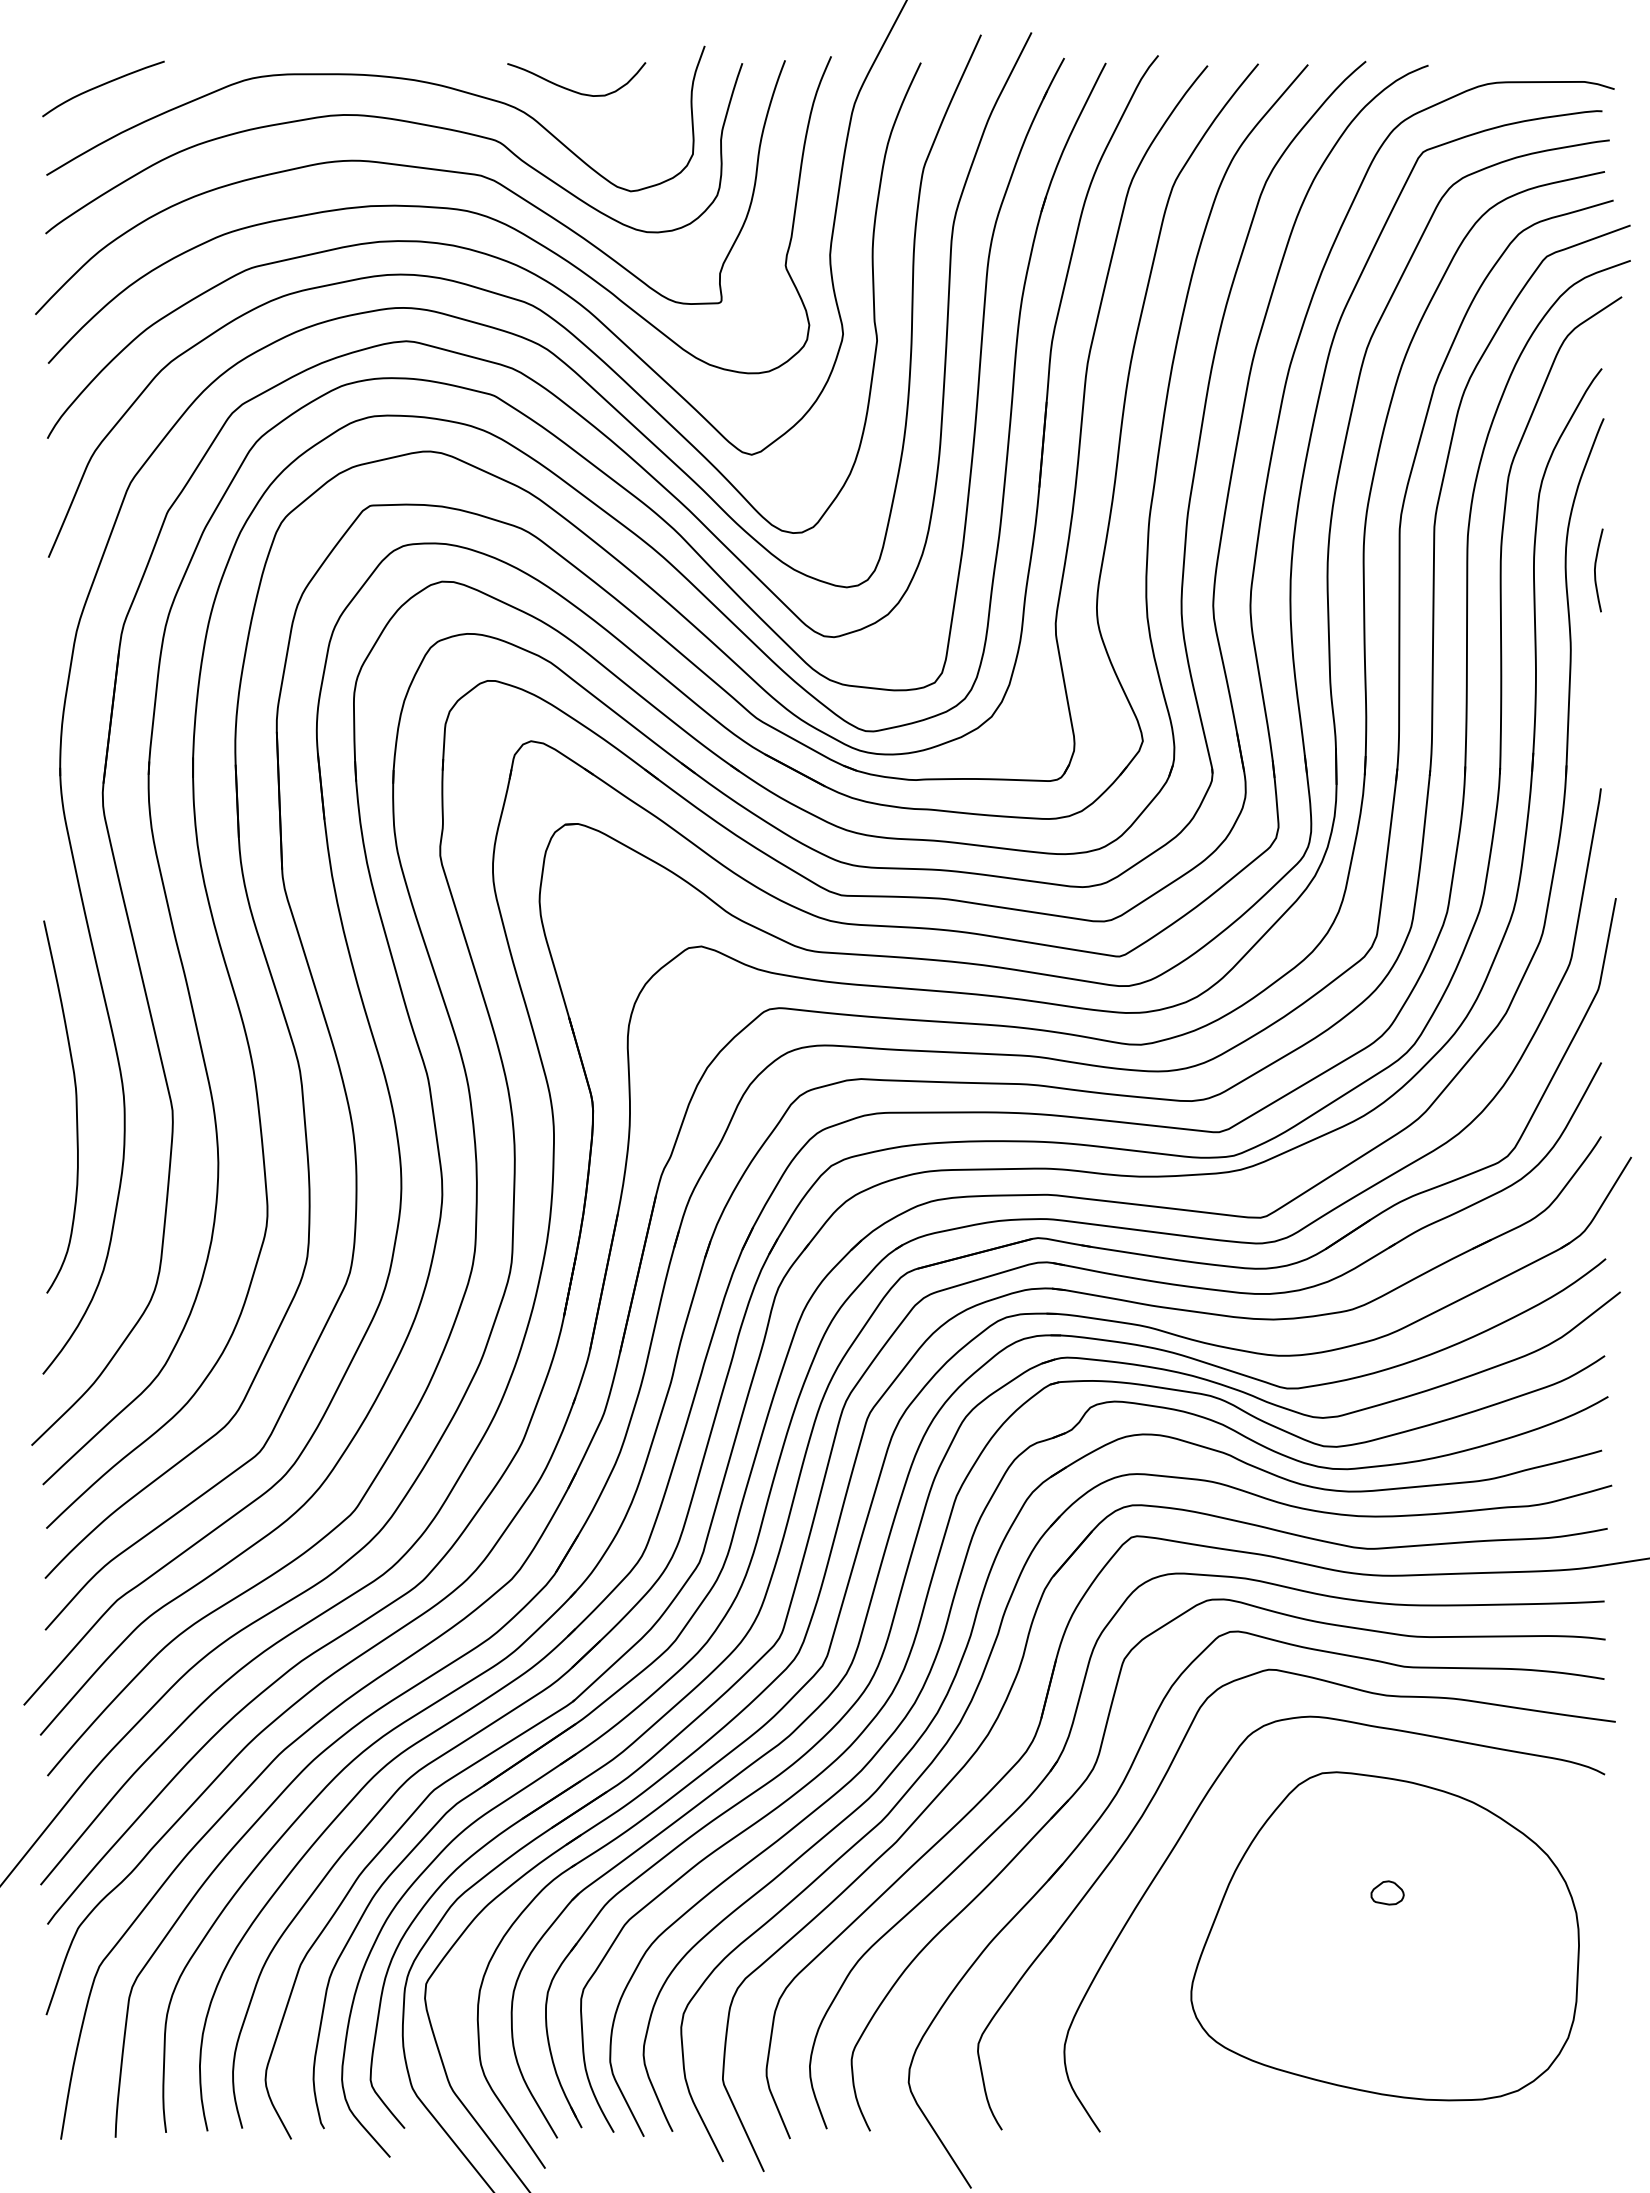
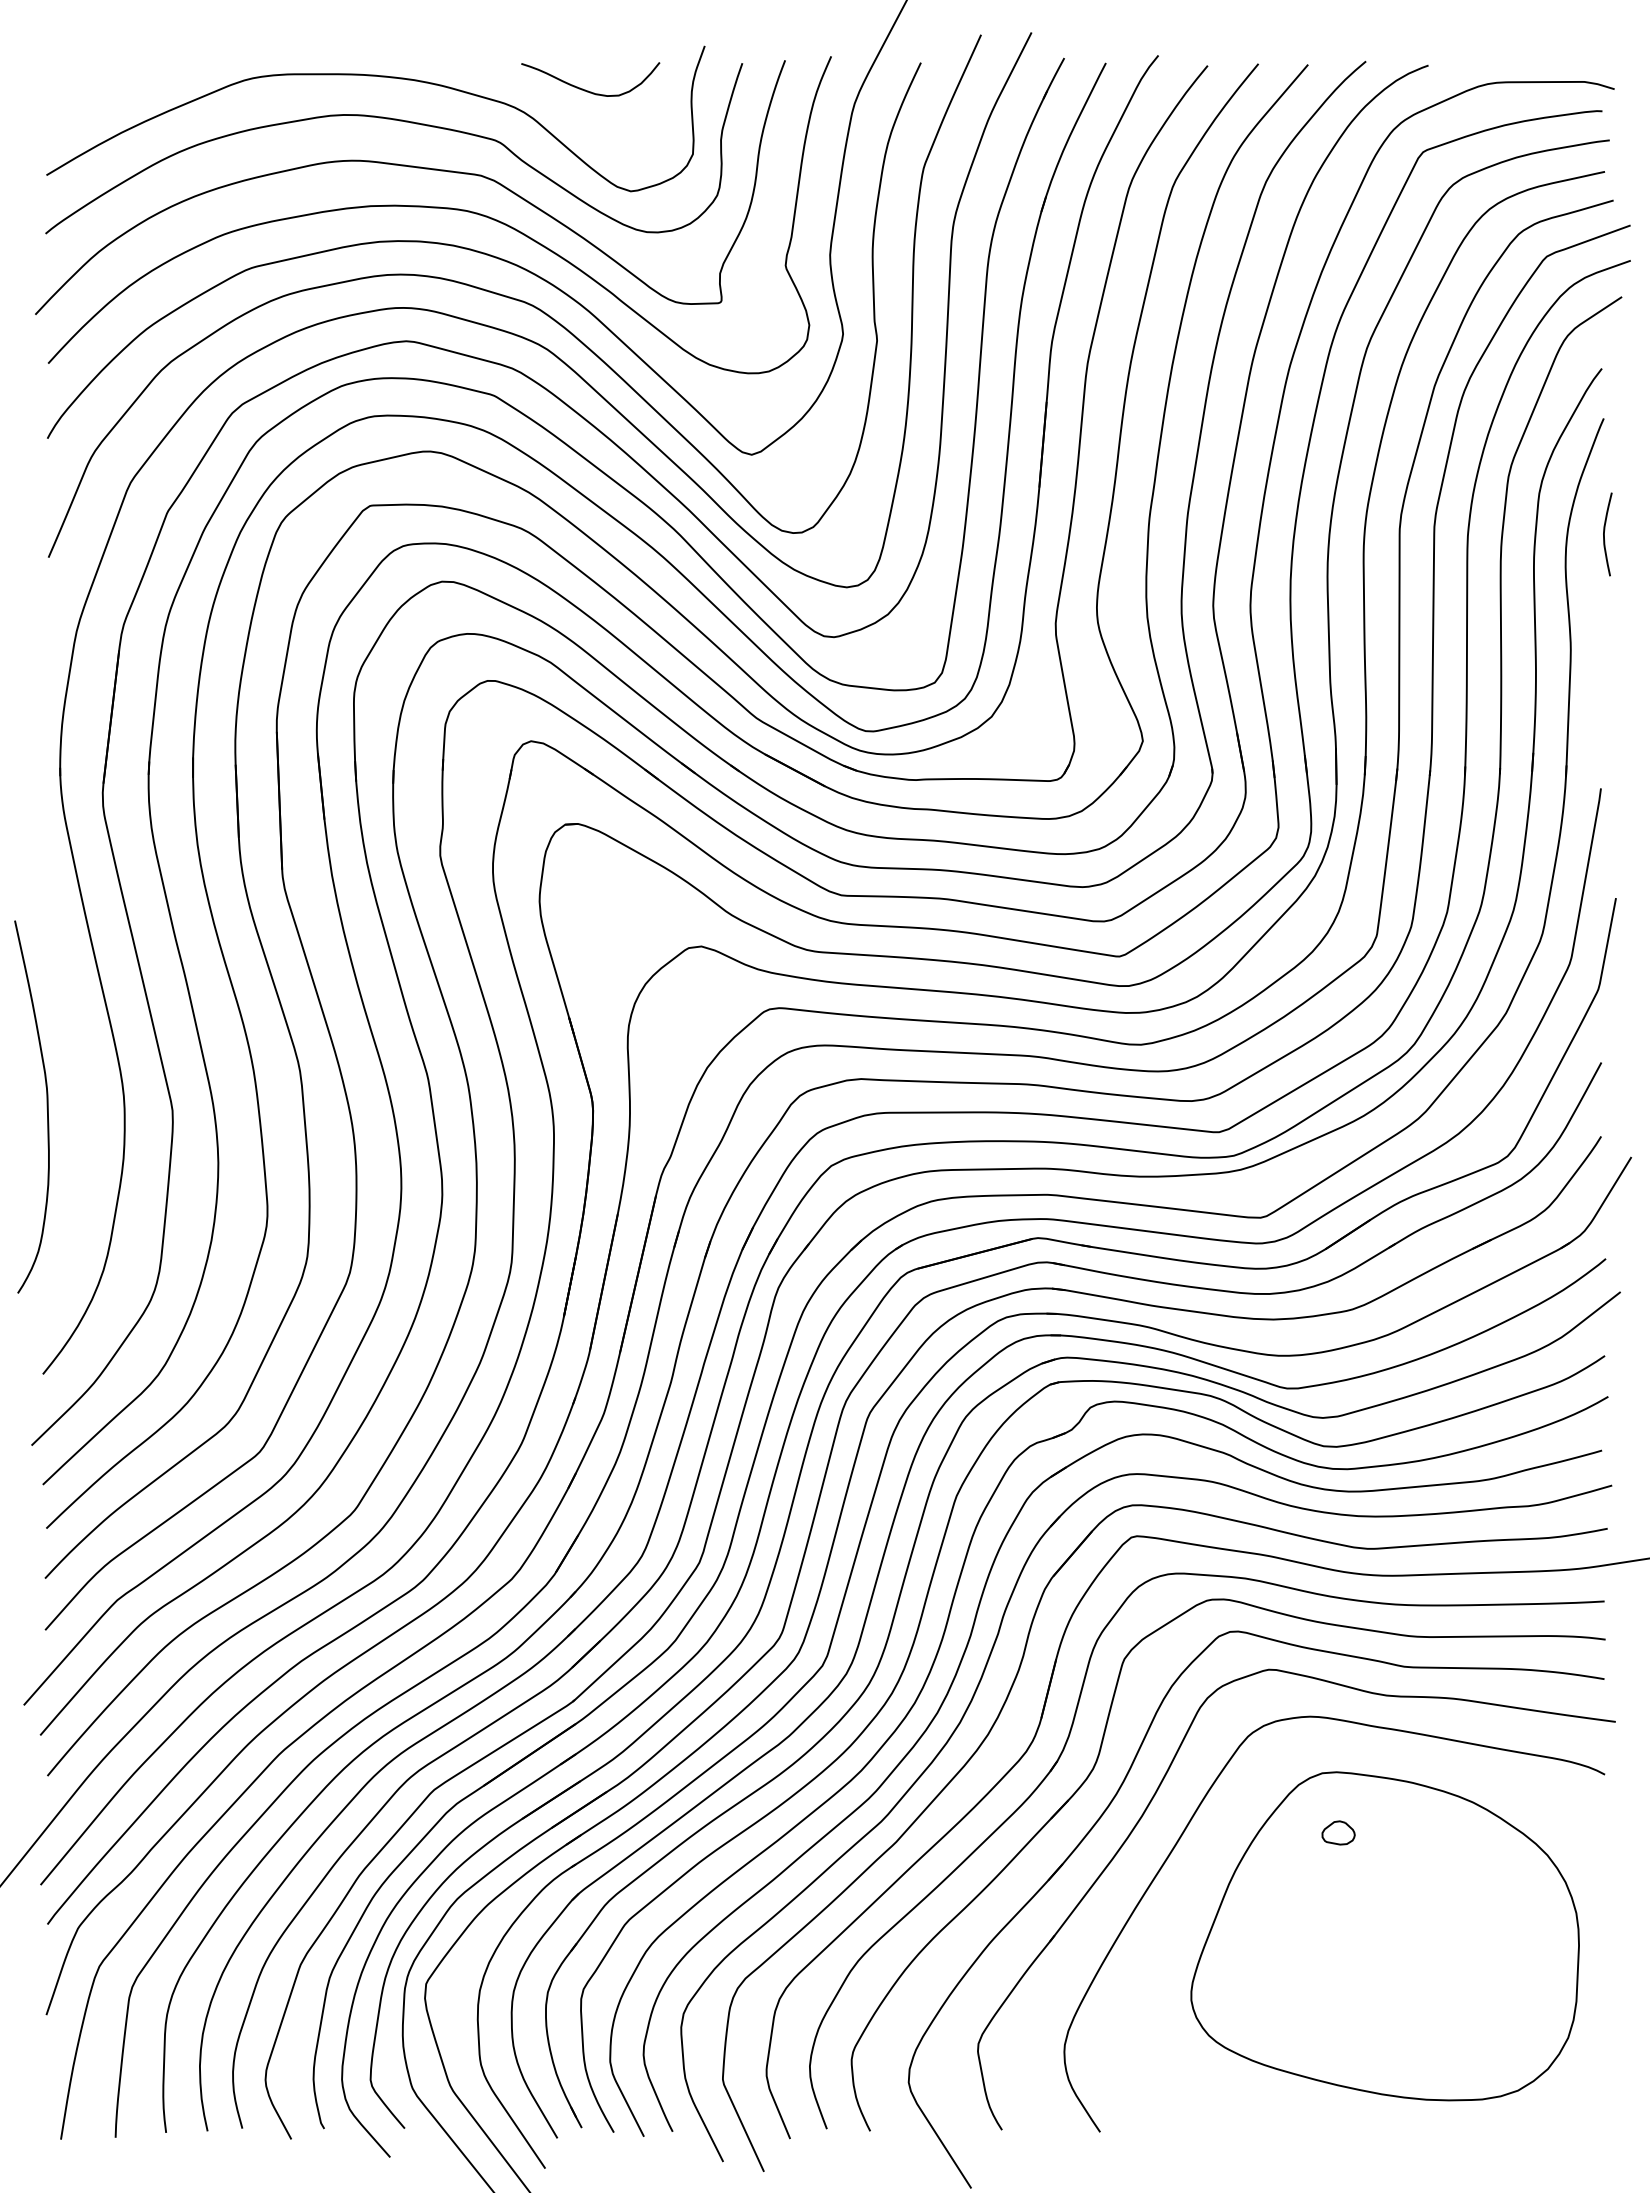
curve: present -> none (101, 86)
curve position: (571, 89) -> (585, 89) (585, 89)
curve position: (1595, 570) -> (1604, 534) (1604, 534)
curve position: (75, 1106) -> (46, 1106) (46, 1106)
part position: (1387, 1892) -> (1338, 1832) (1338, 1832)
